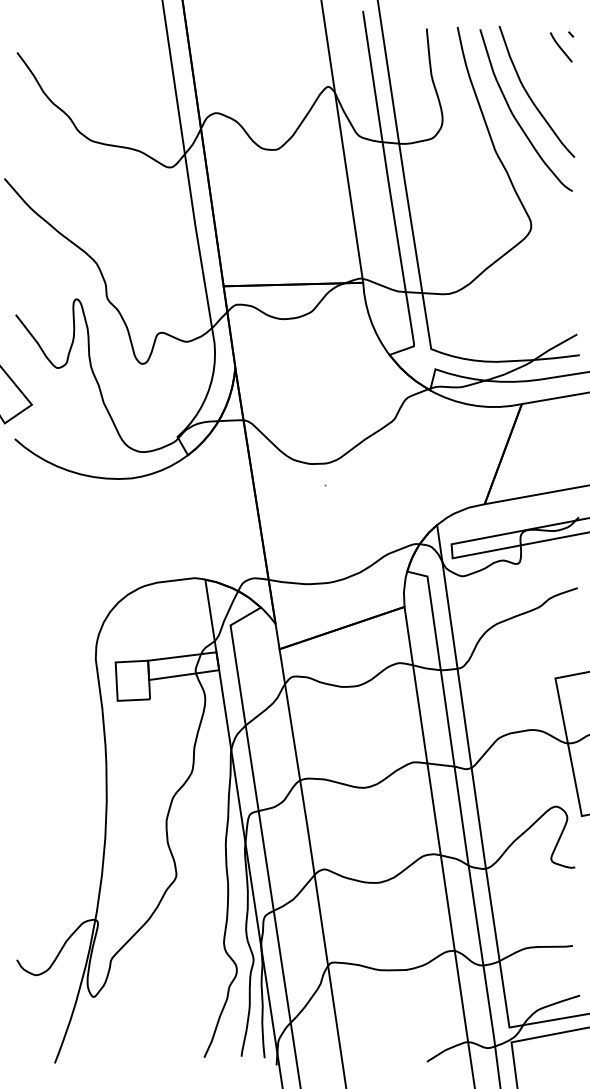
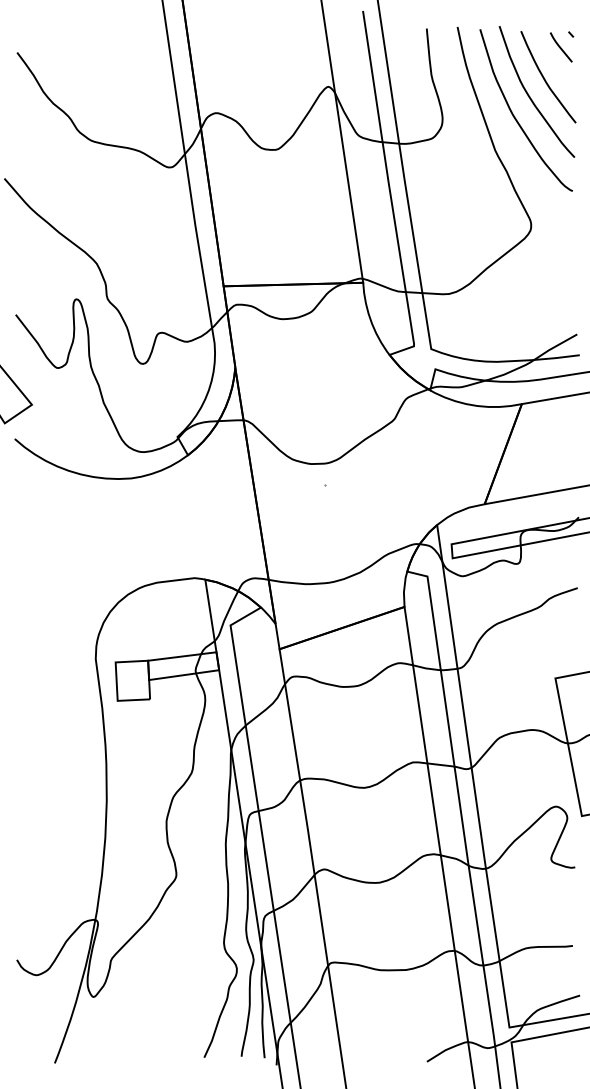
curve: none -> present (545, 79)
